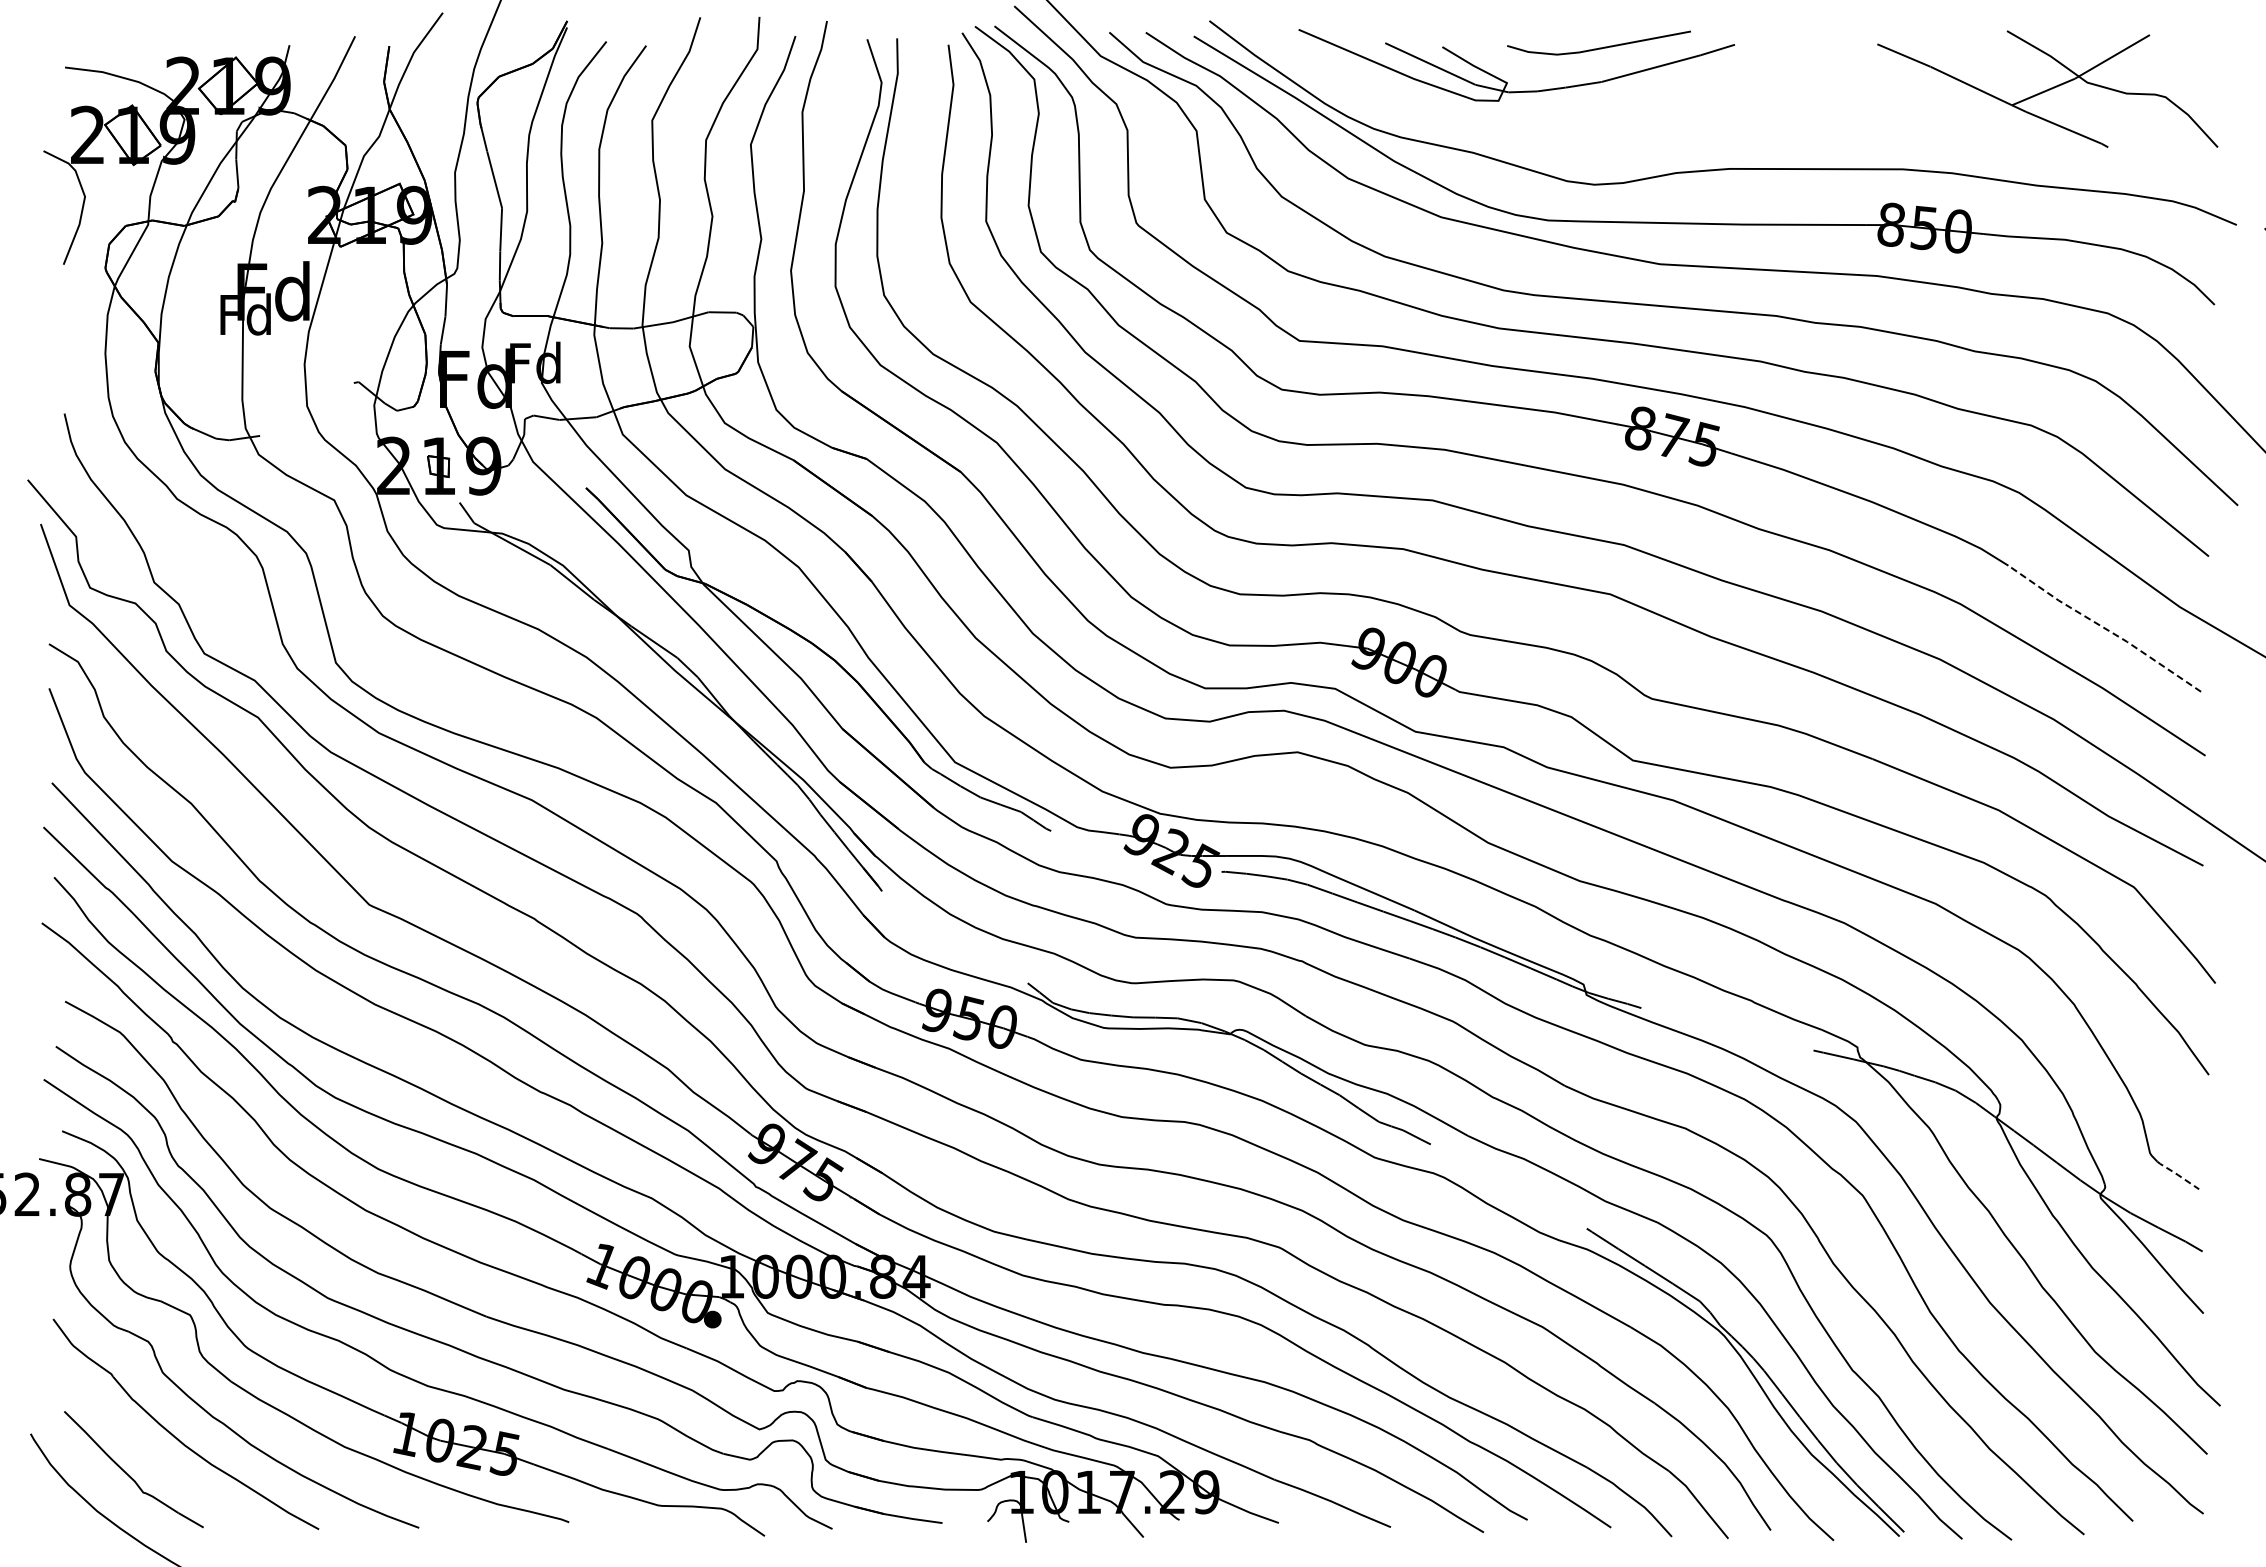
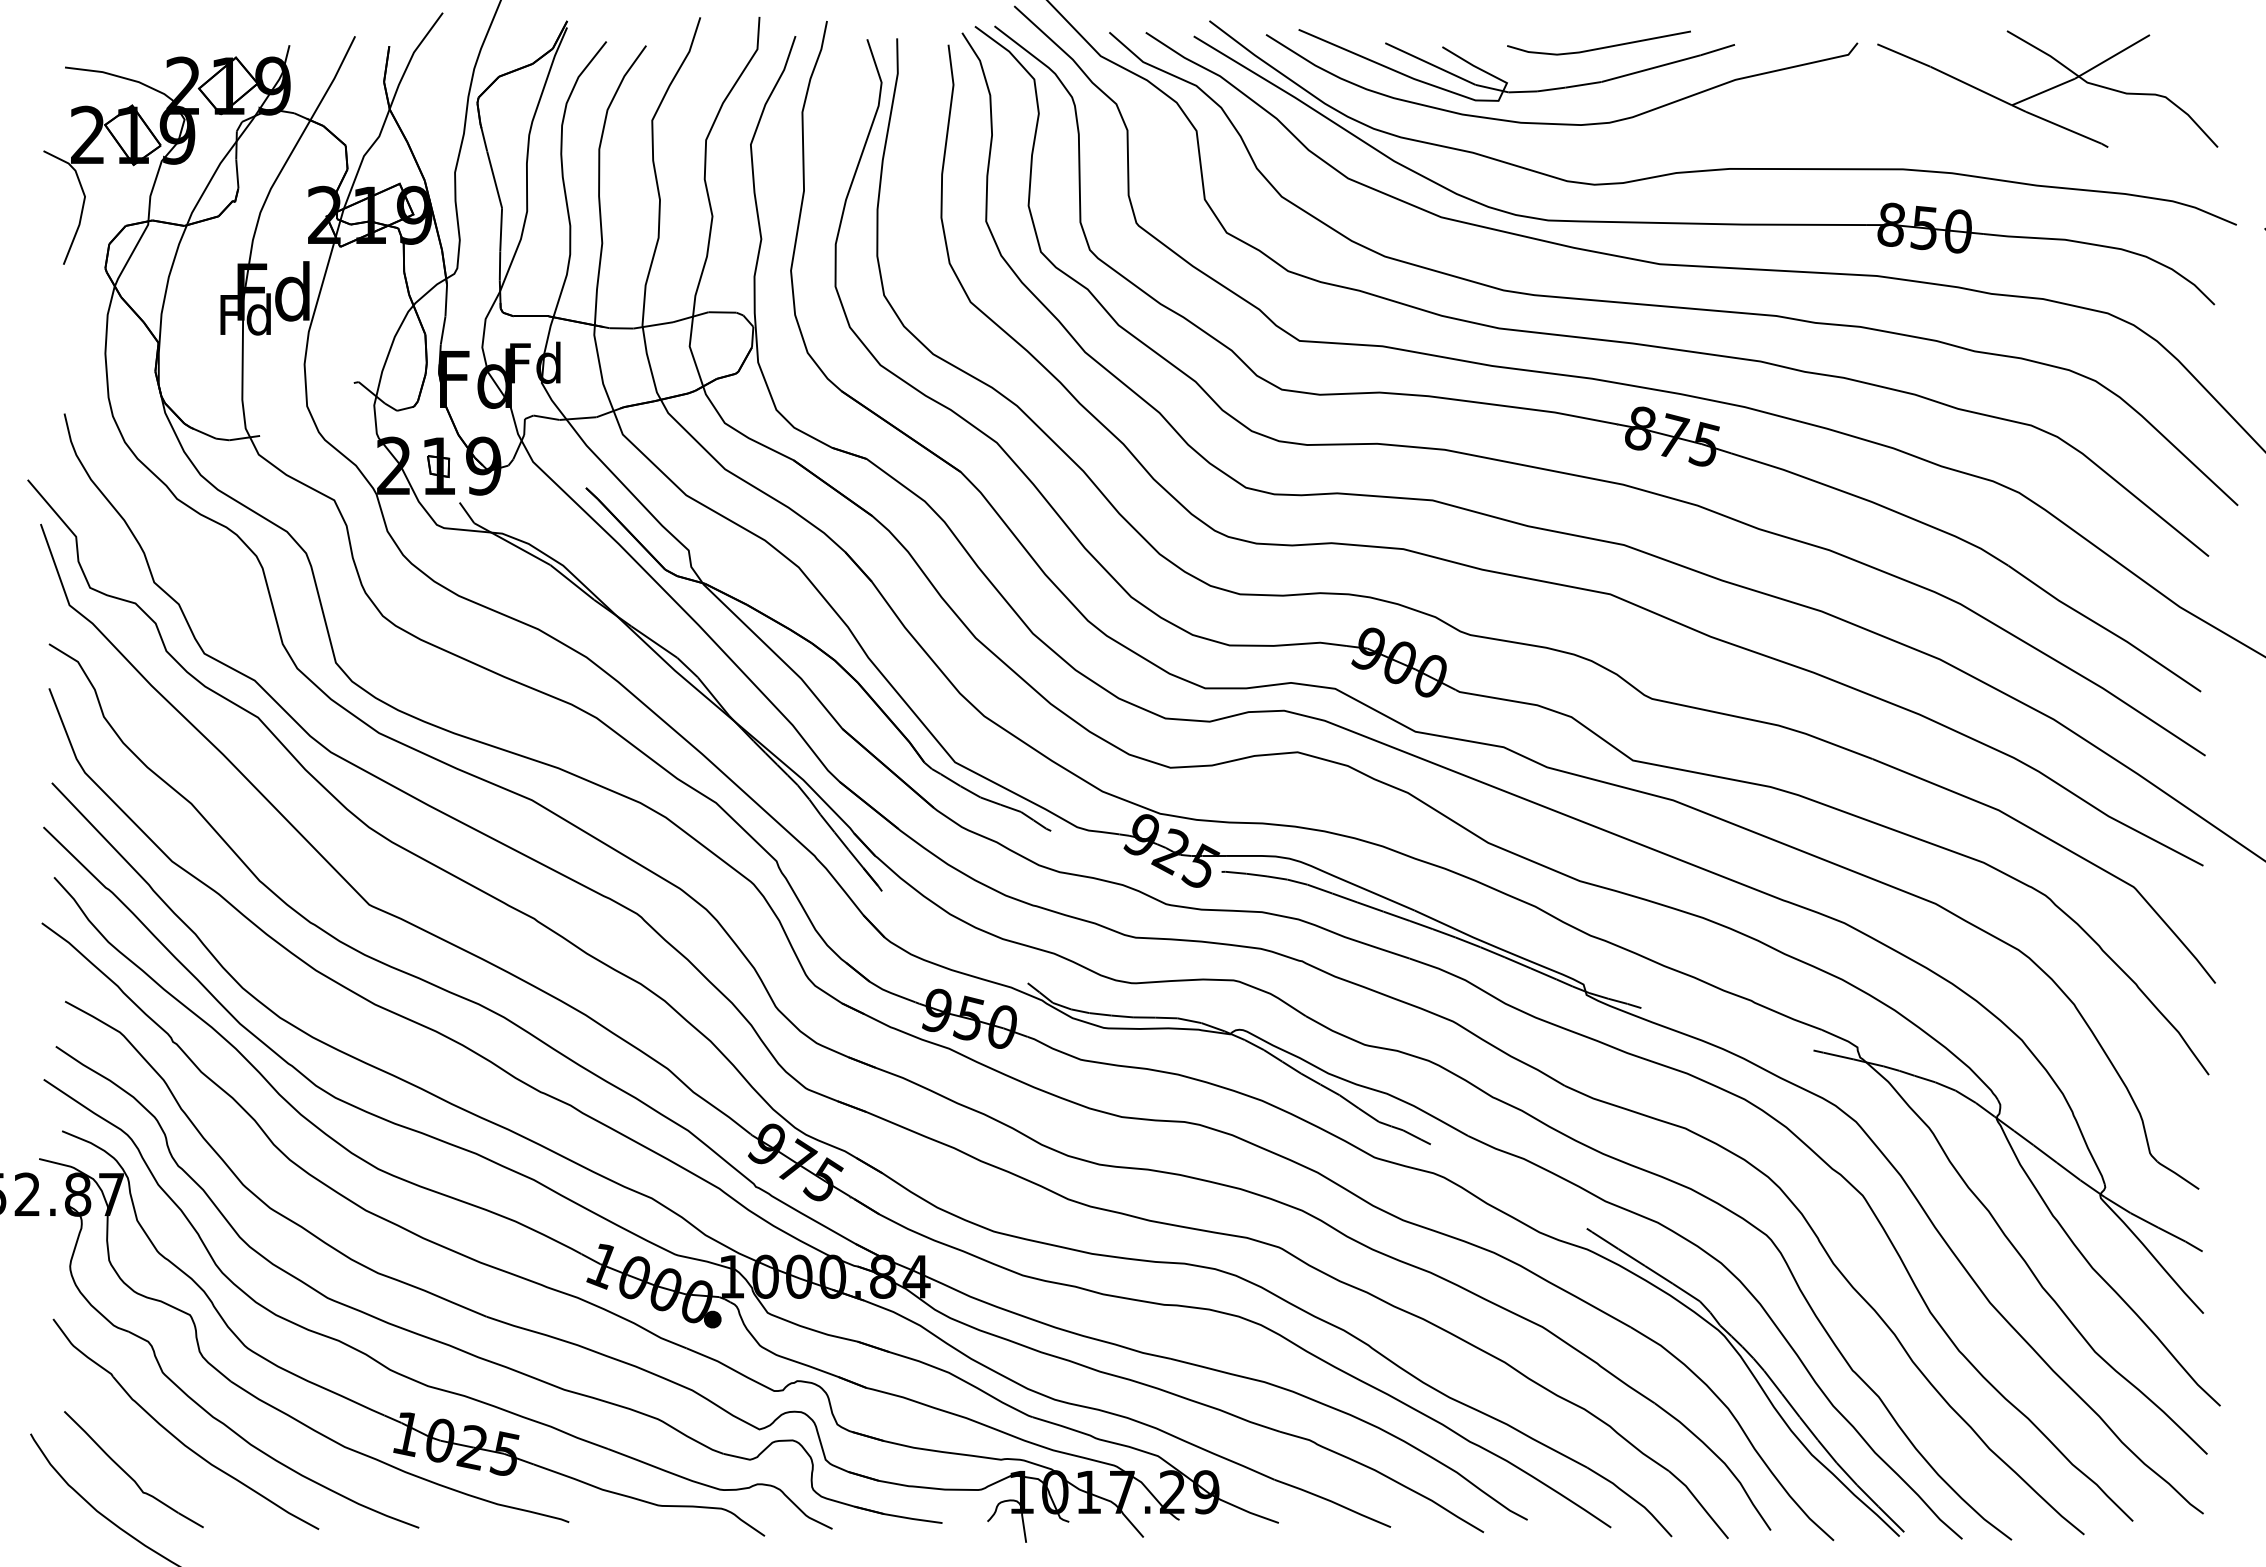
curve: none -> present (1561, 123)
line: dashed -> solid (2104, 628)
line: dashed -> solid (2177, 1174)
